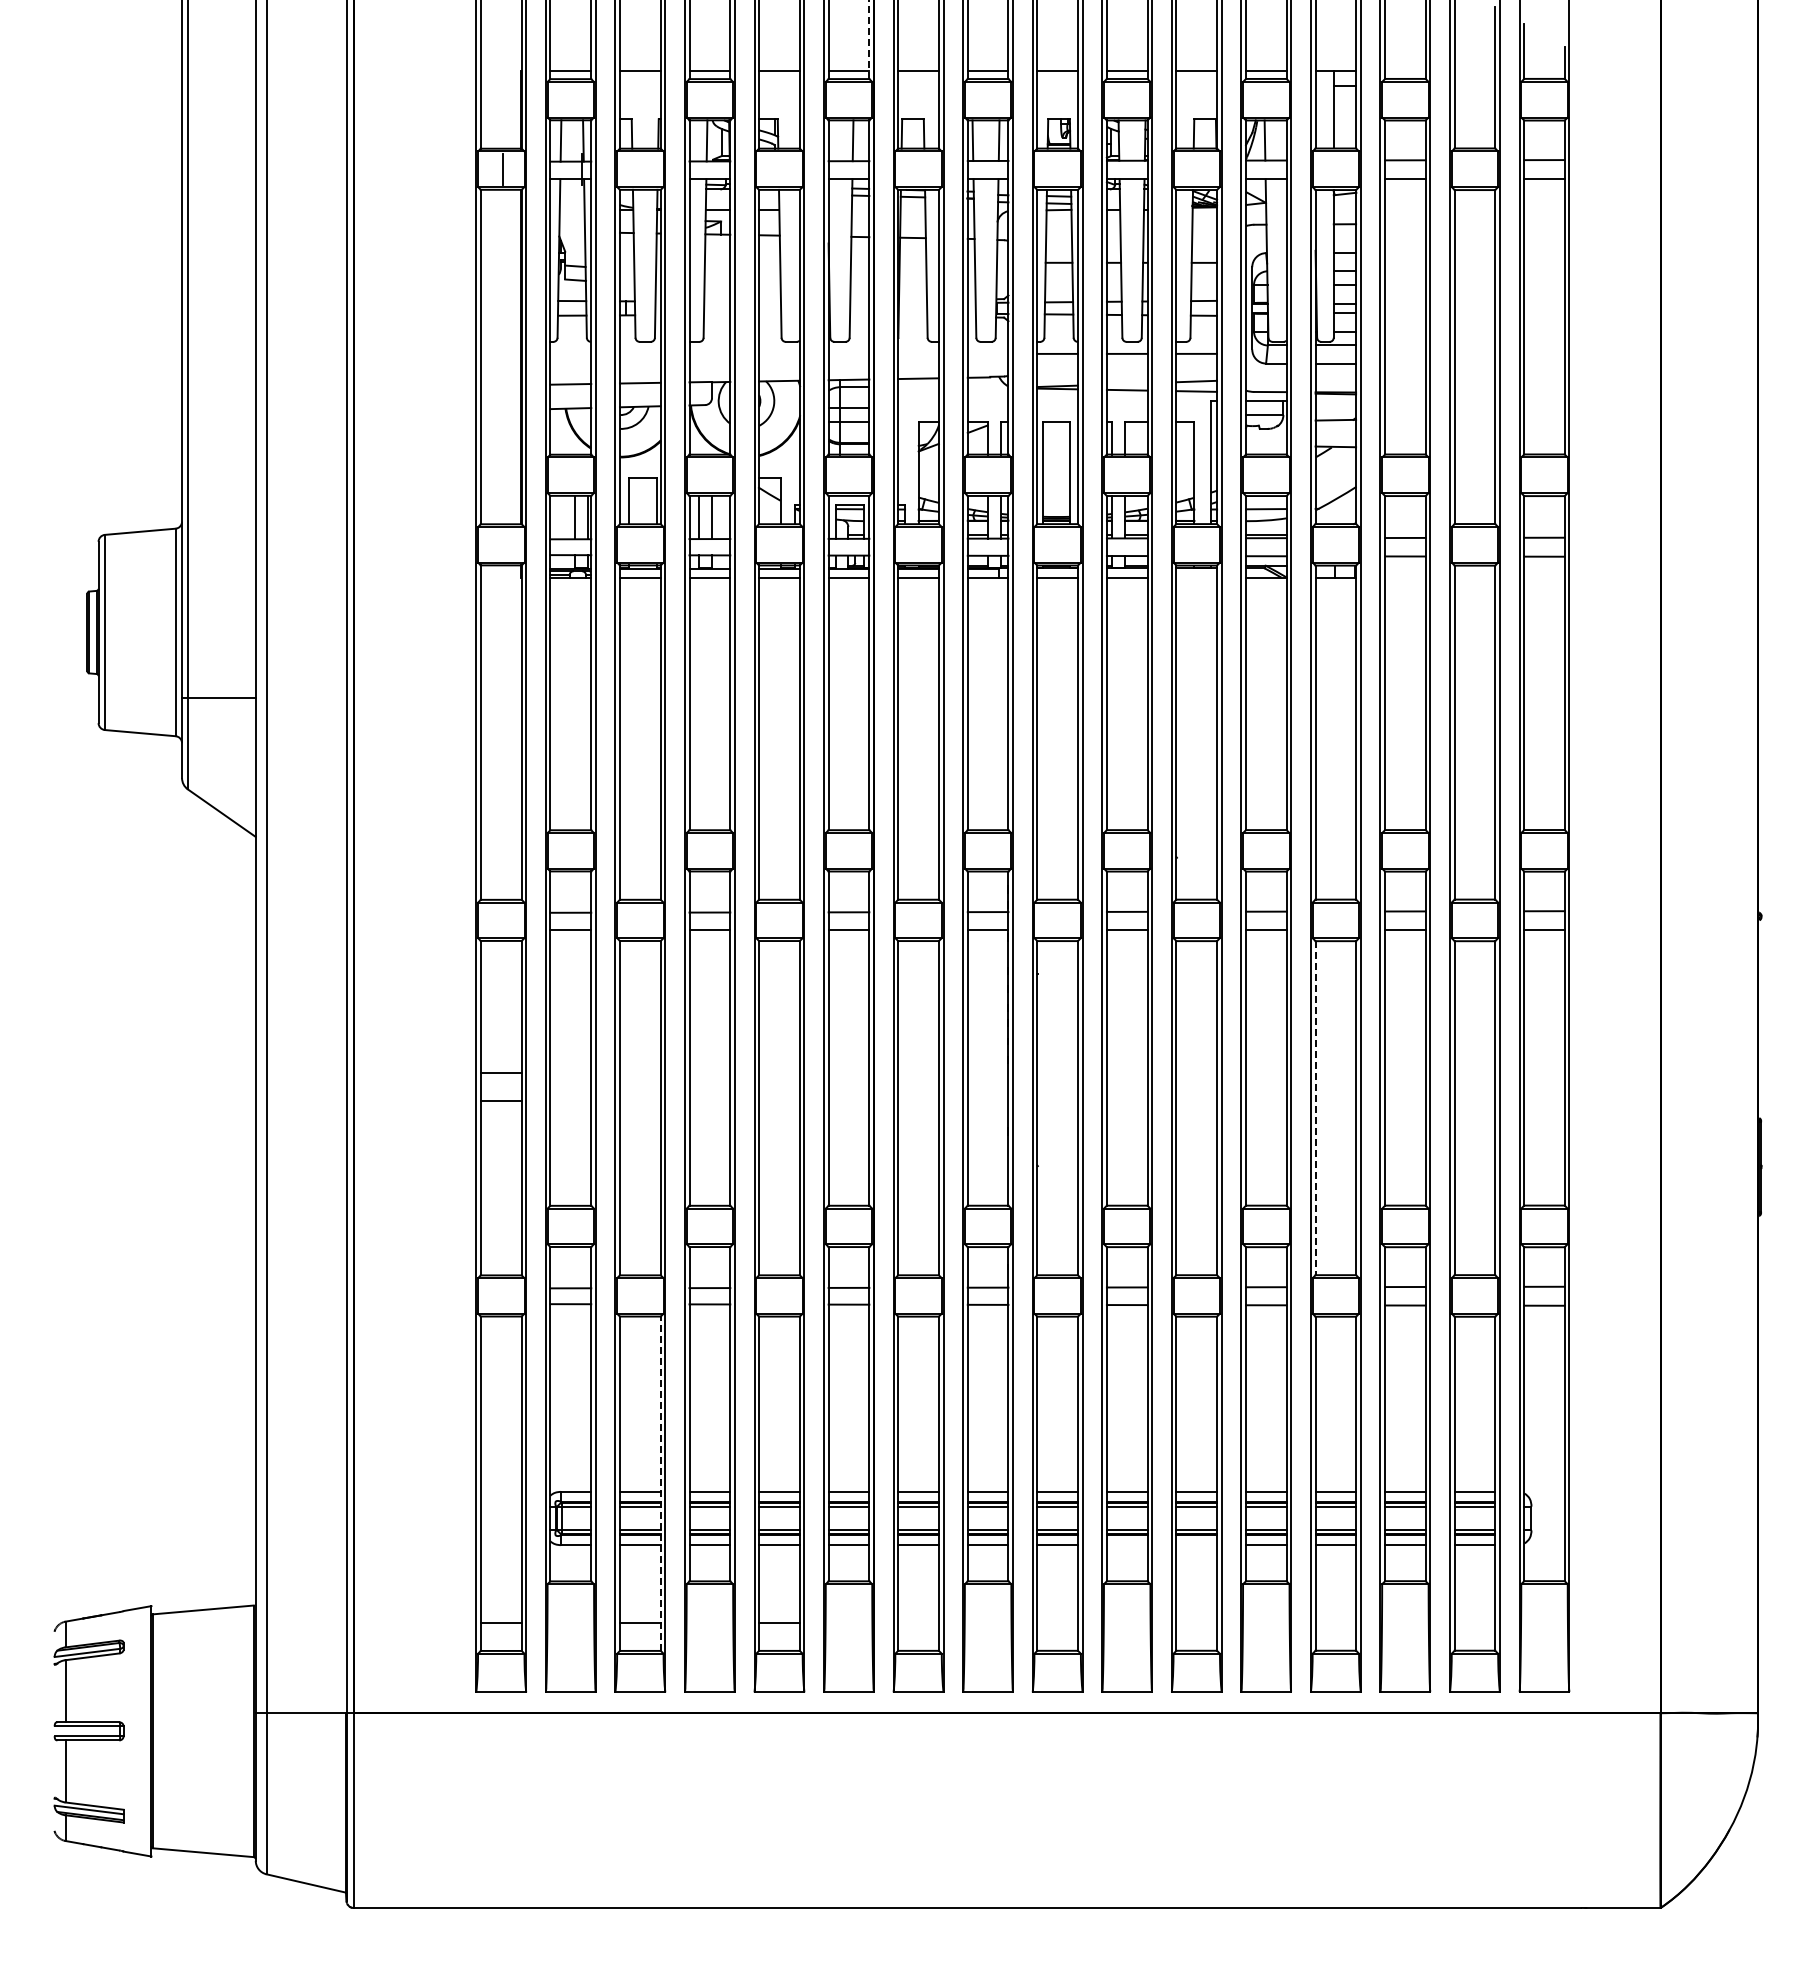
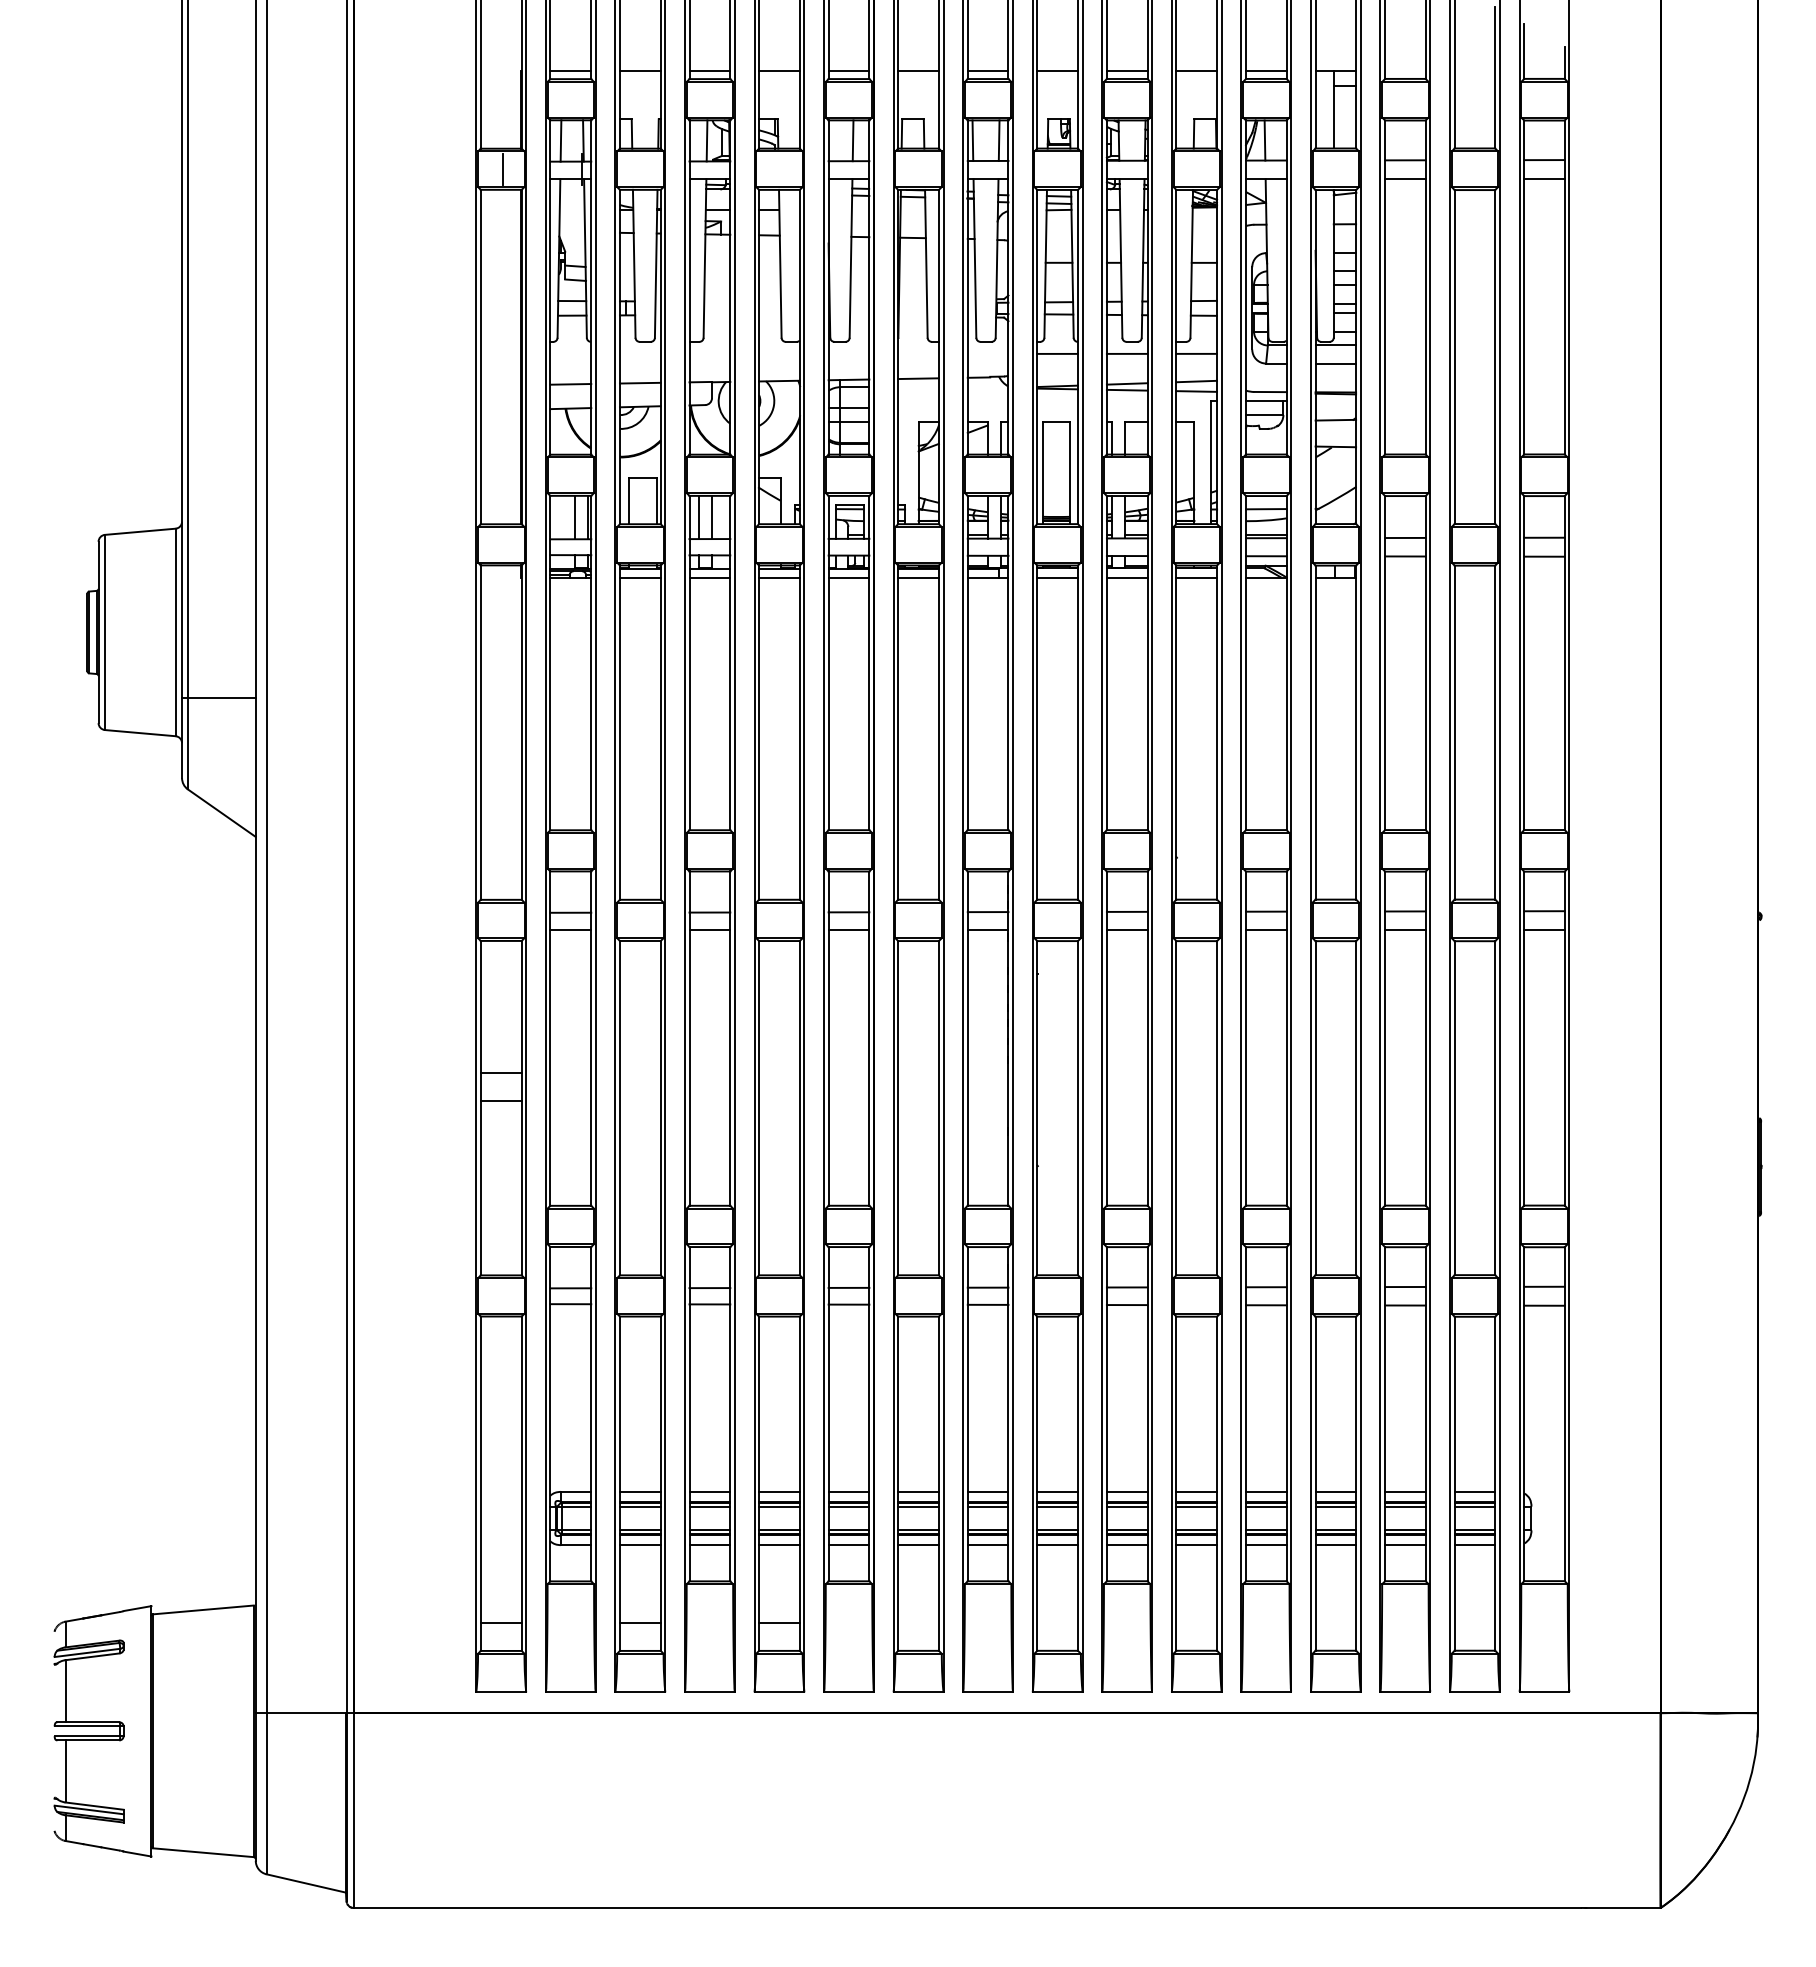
line: dashed -> solid (869, 39)
line: none -> present (1126, 383)
line: none -> present (1196, 578)
line: dashed -> solid (1315, 1108)
line: dashed -> solid (660, 1483)
line: none -> present (1126, 1545)
line: none -> present (1196, 1545)
